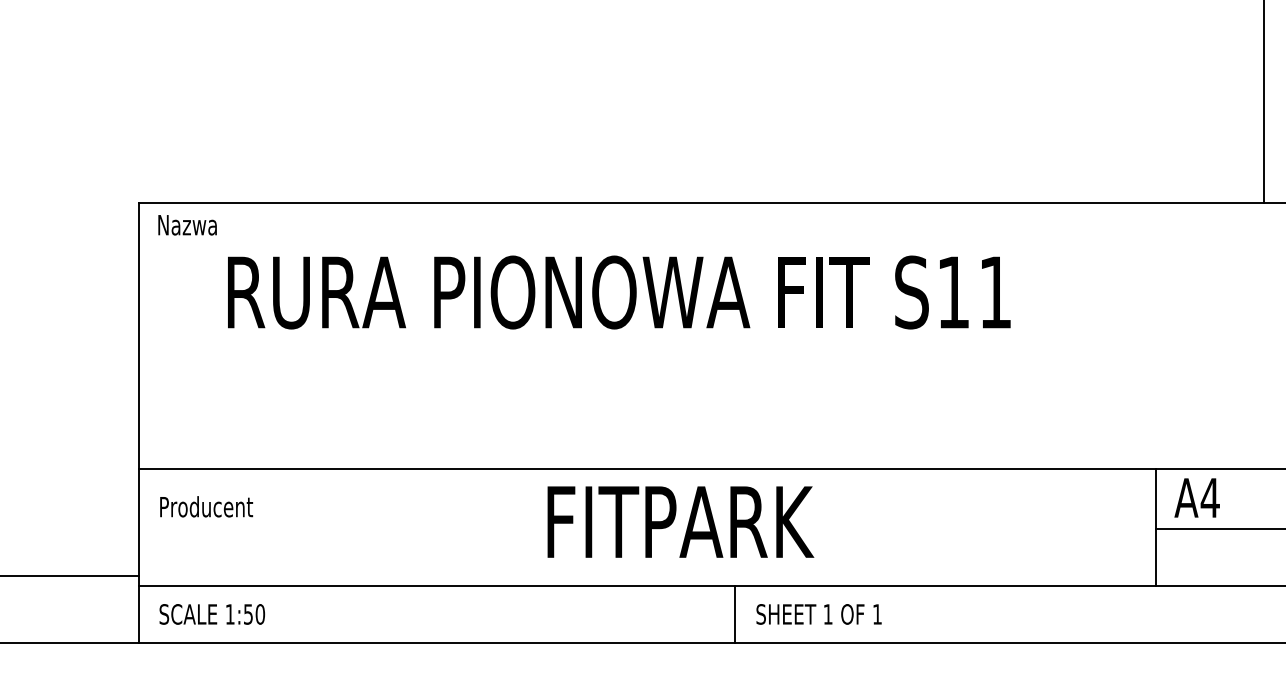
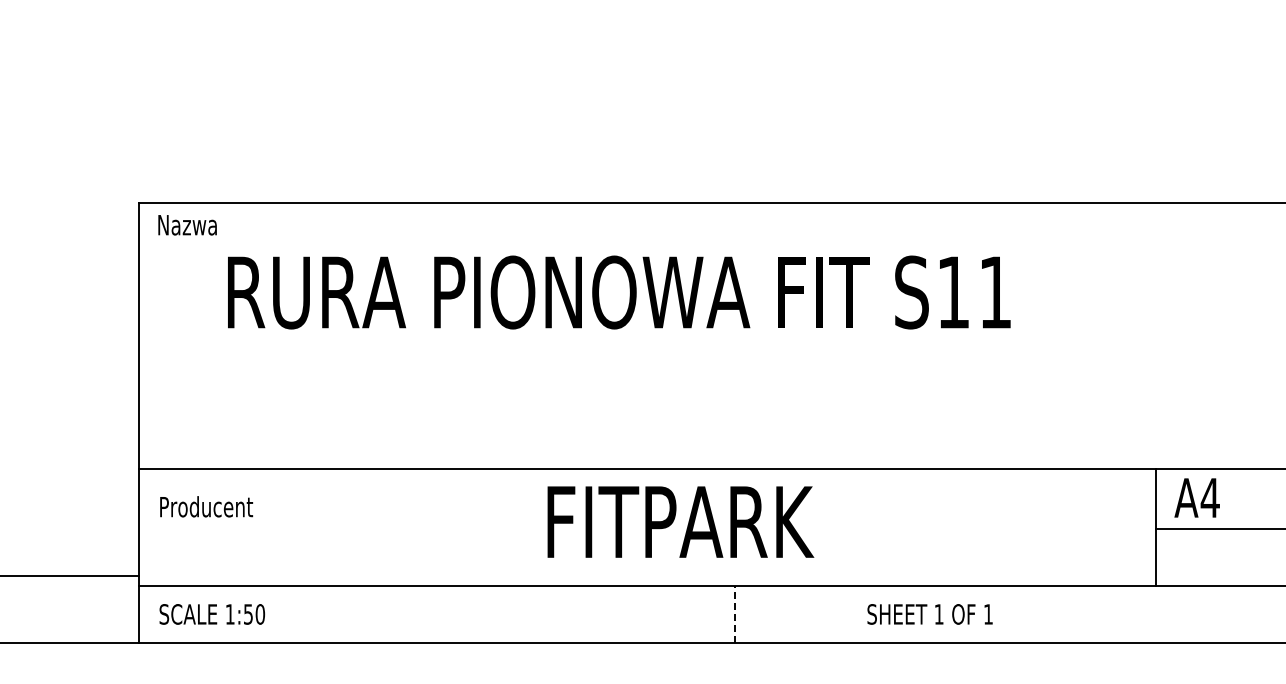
line: present -> none (1264, 102)
line: solid -> dashed (735, 614)
text position: (818, 614) -> (929, 614) (929, 614)
